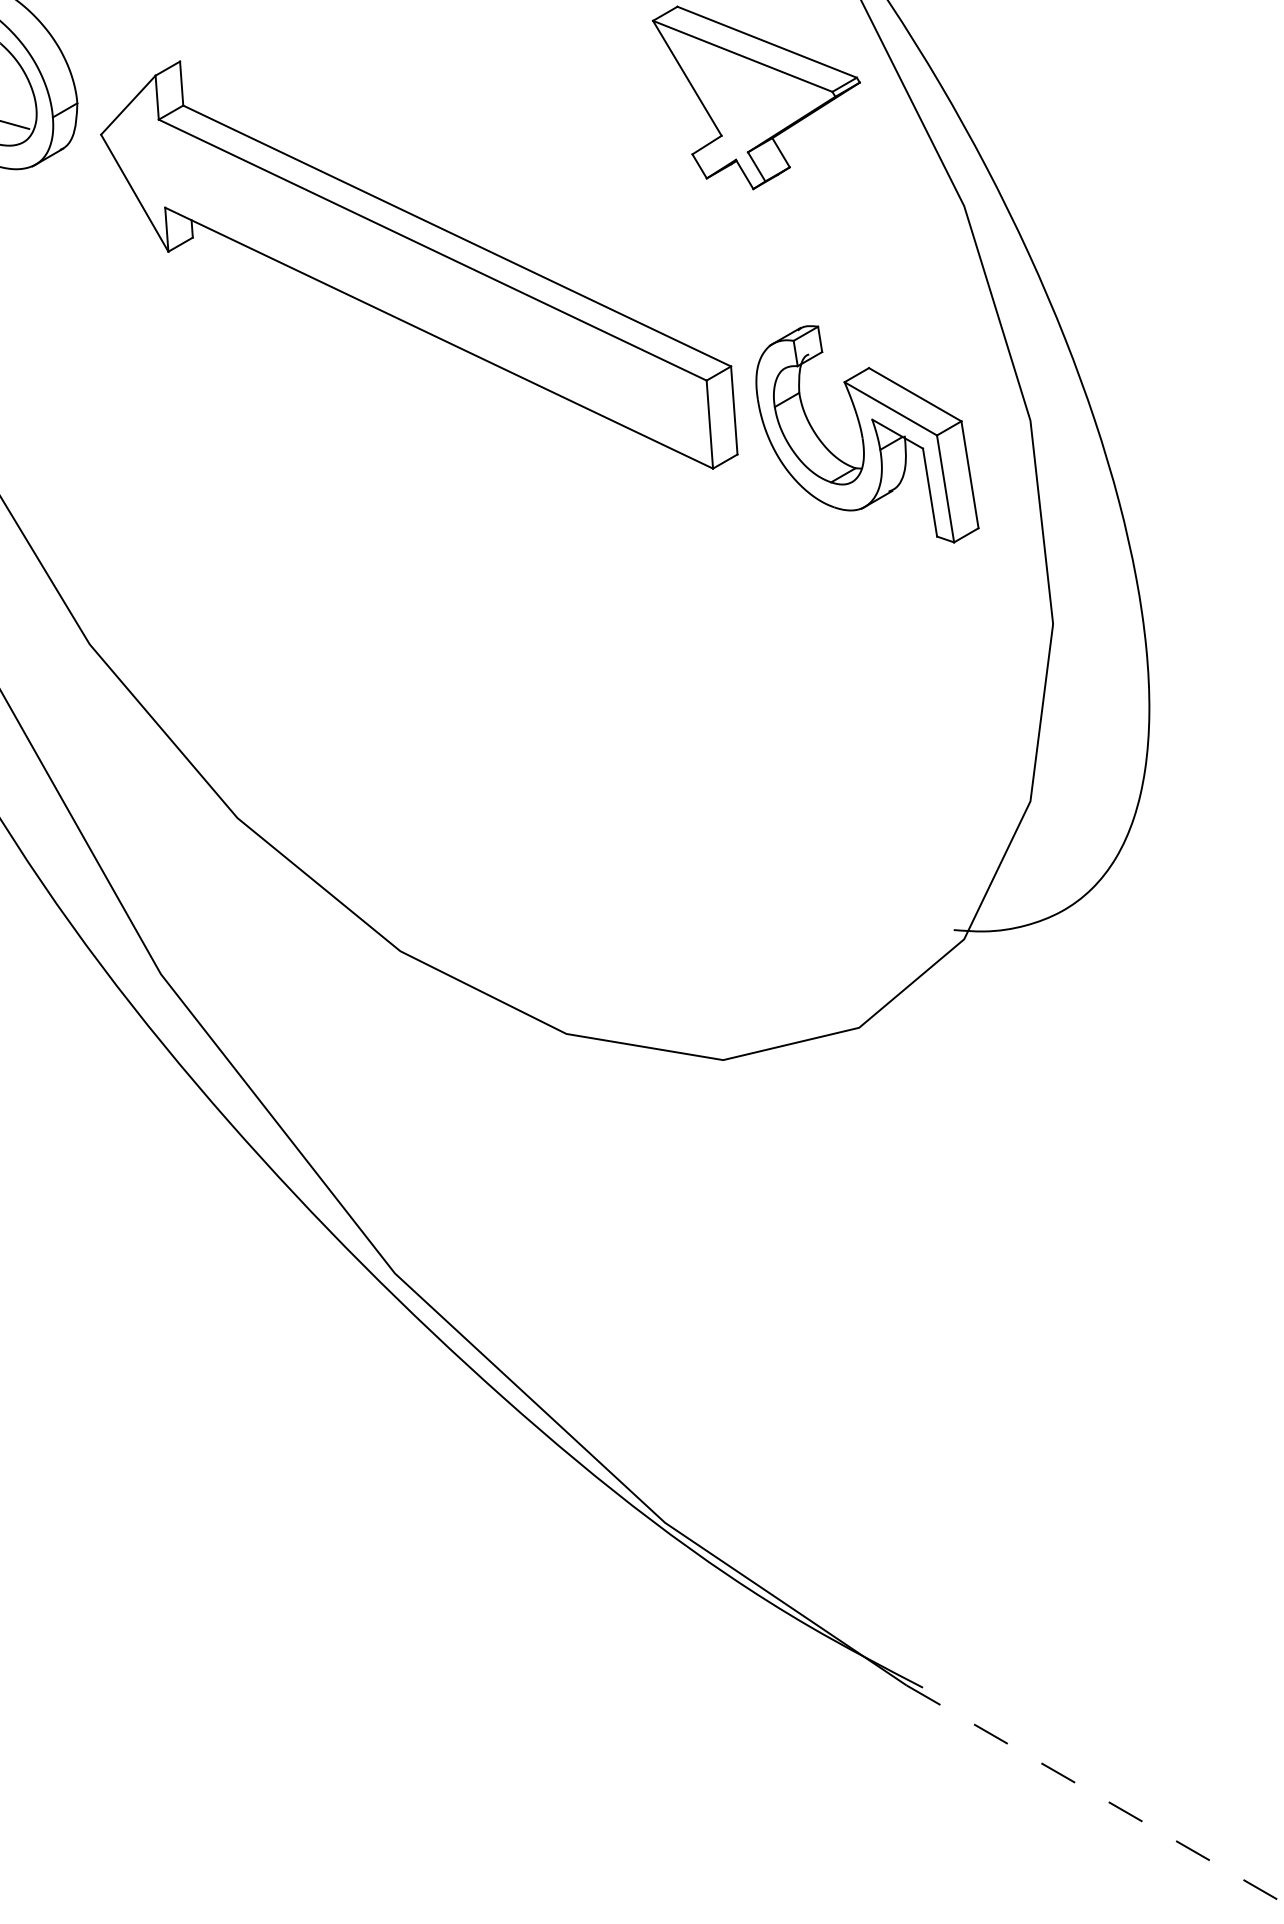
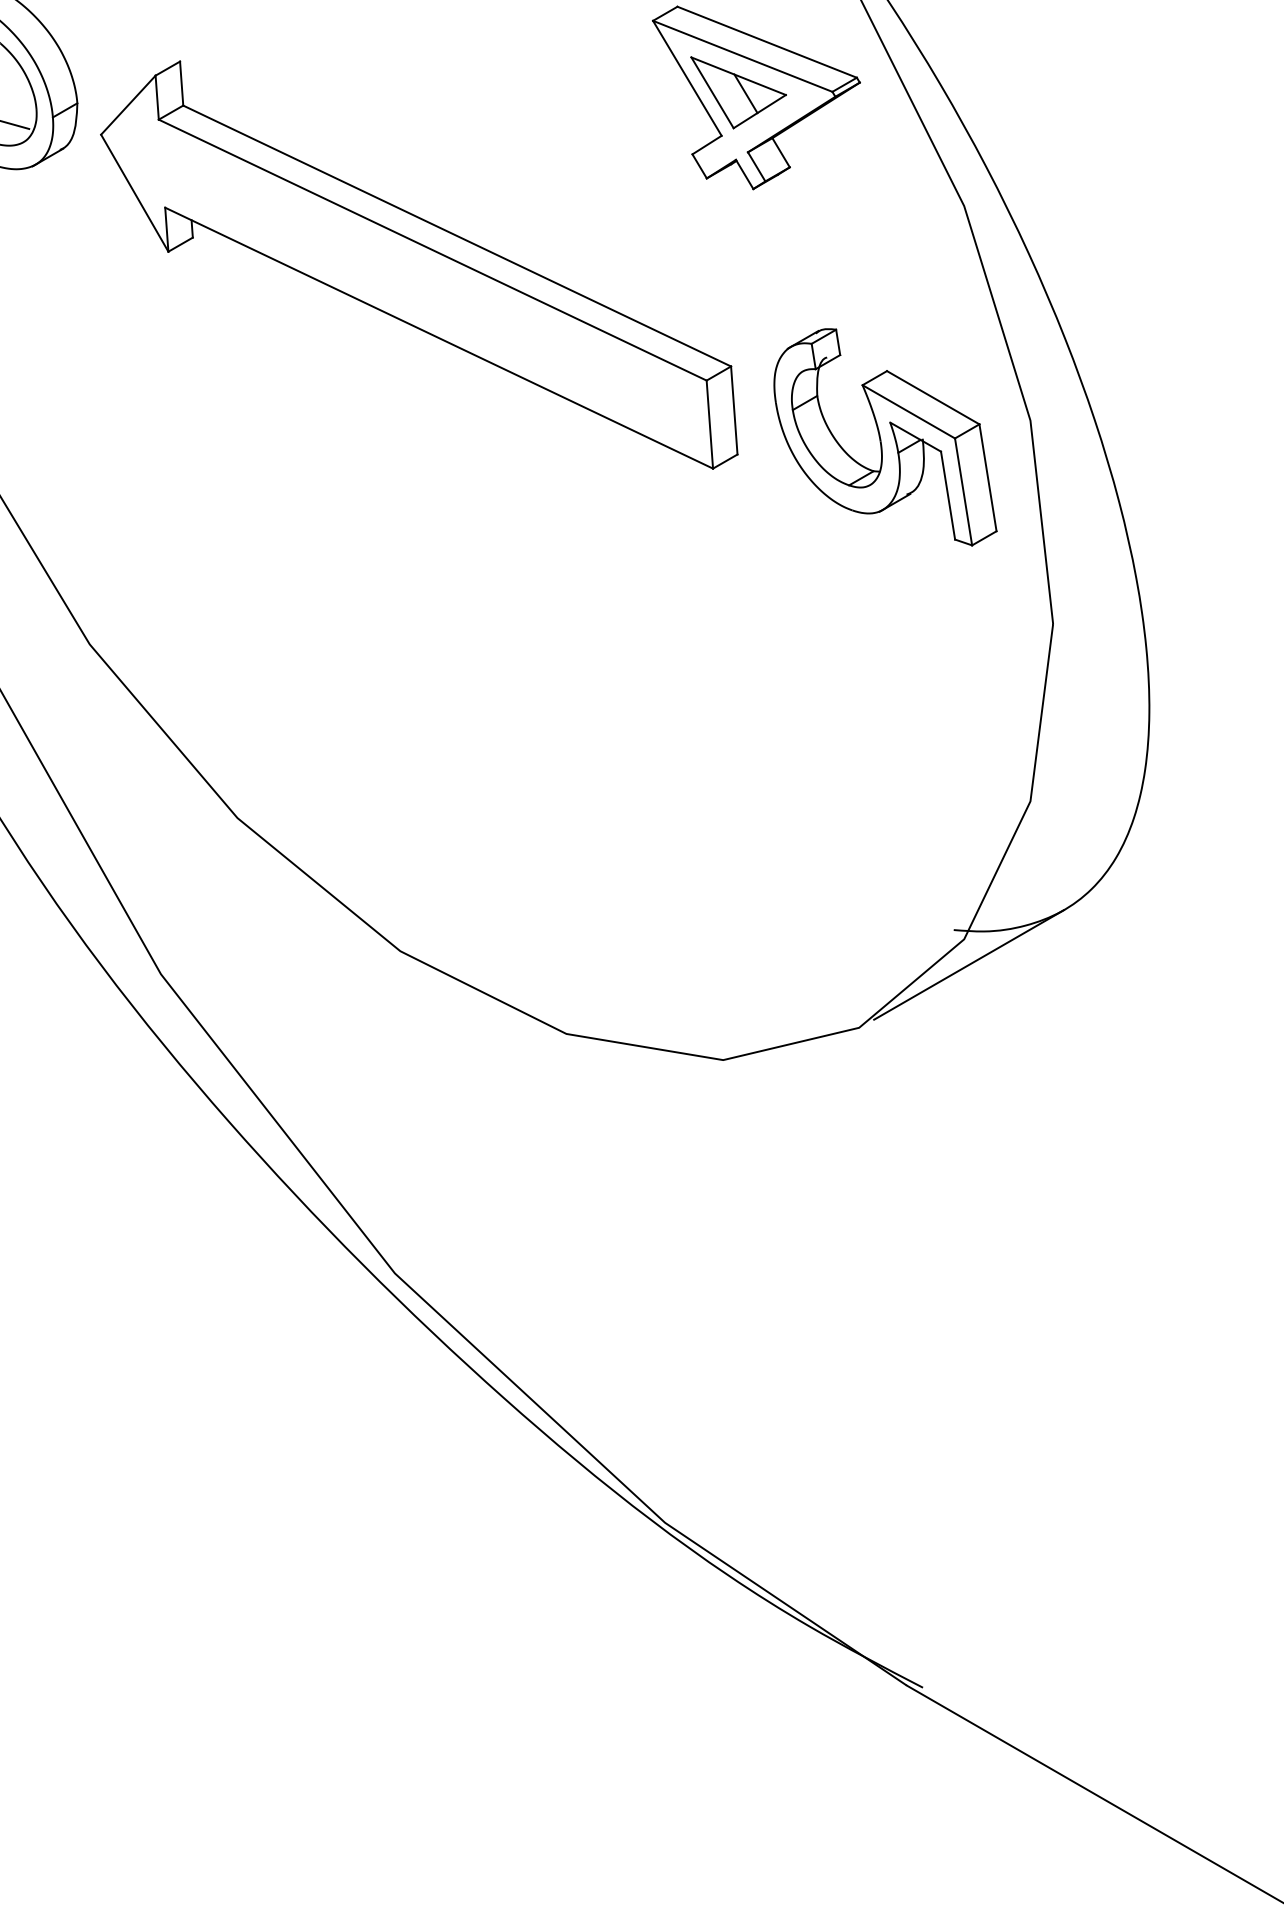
part: none -> present (738, 92)
part position: (867, 434) -> (885, 437) (885, 437)
line: none -> present (968, 964)
line: dashed -> solid (1095, 1794)
